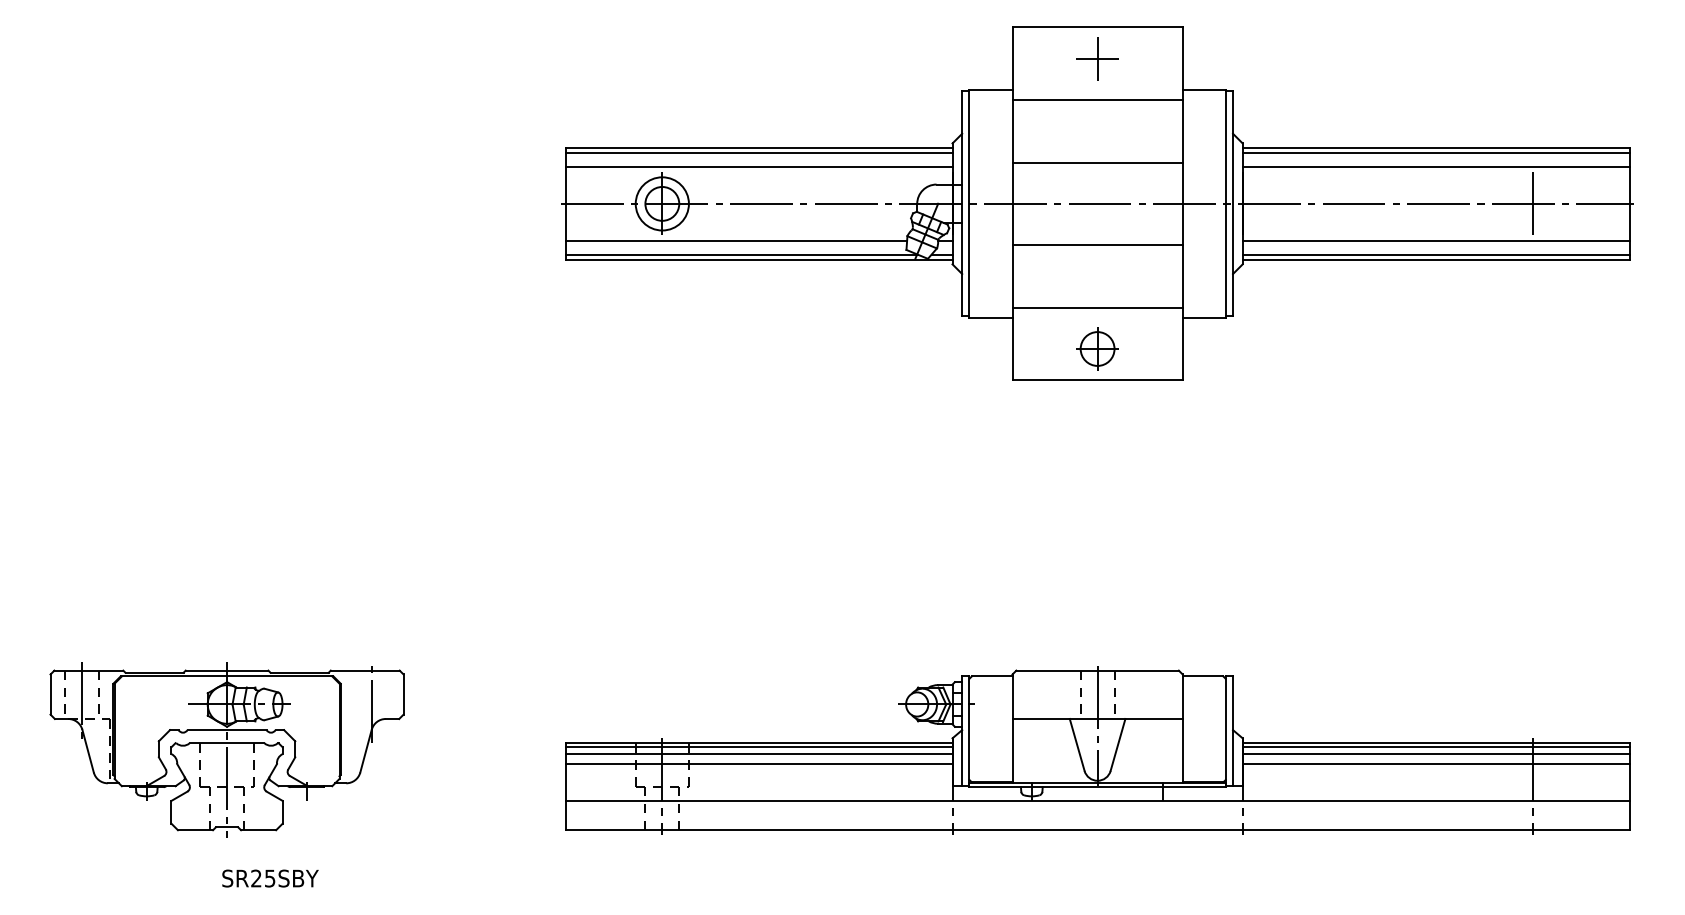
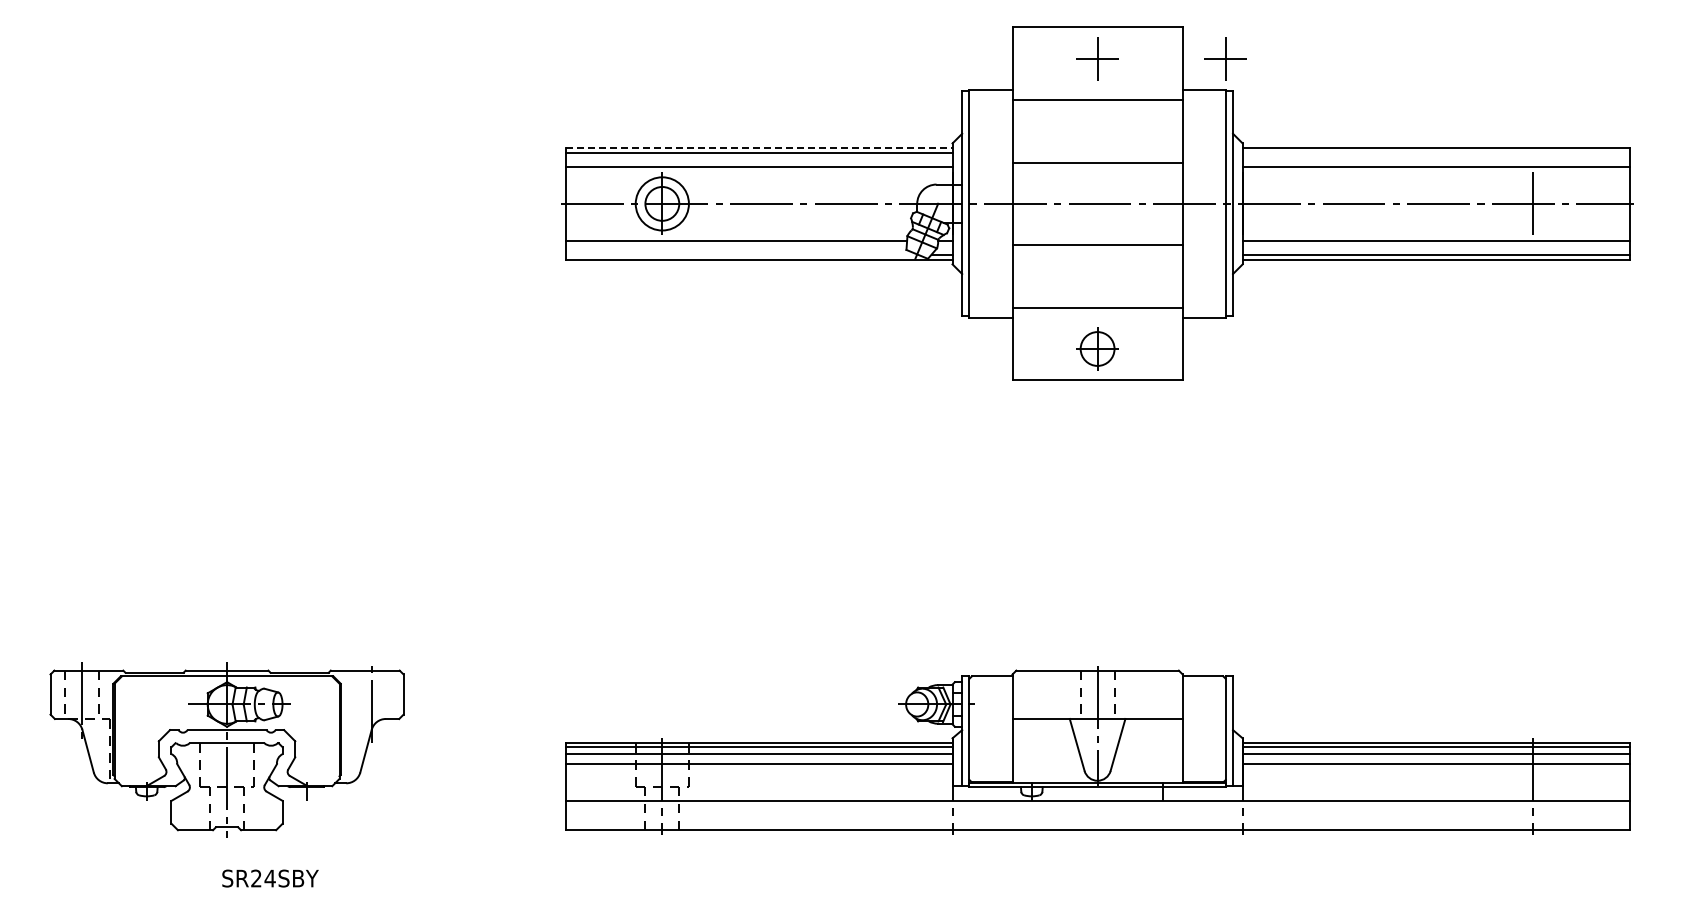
part: none -> present (1225, 58)
line: solid -> dashed (759, 148)
line: present -> none (1435, 153)
line: present -> none (741, 254)
text: SR25SBY -> SR24SBY (269, 878)
